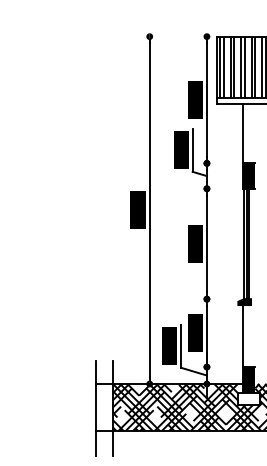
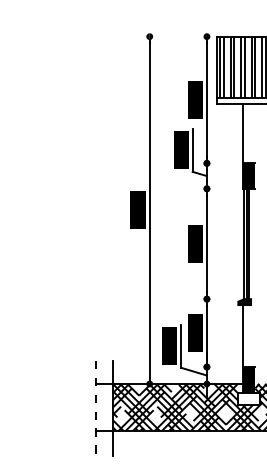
line: solid -> dashed (95, 408)
